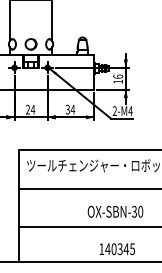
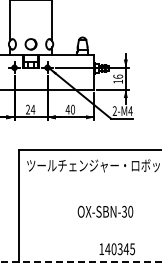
text: 34 -> 40 (70, 109)
line: present -> none (88, 188)
text position: (115, 211) -> (105, 211) (105, 211)
line: present -> none (88, 227)
line: solid -> dashed (81, 262)
